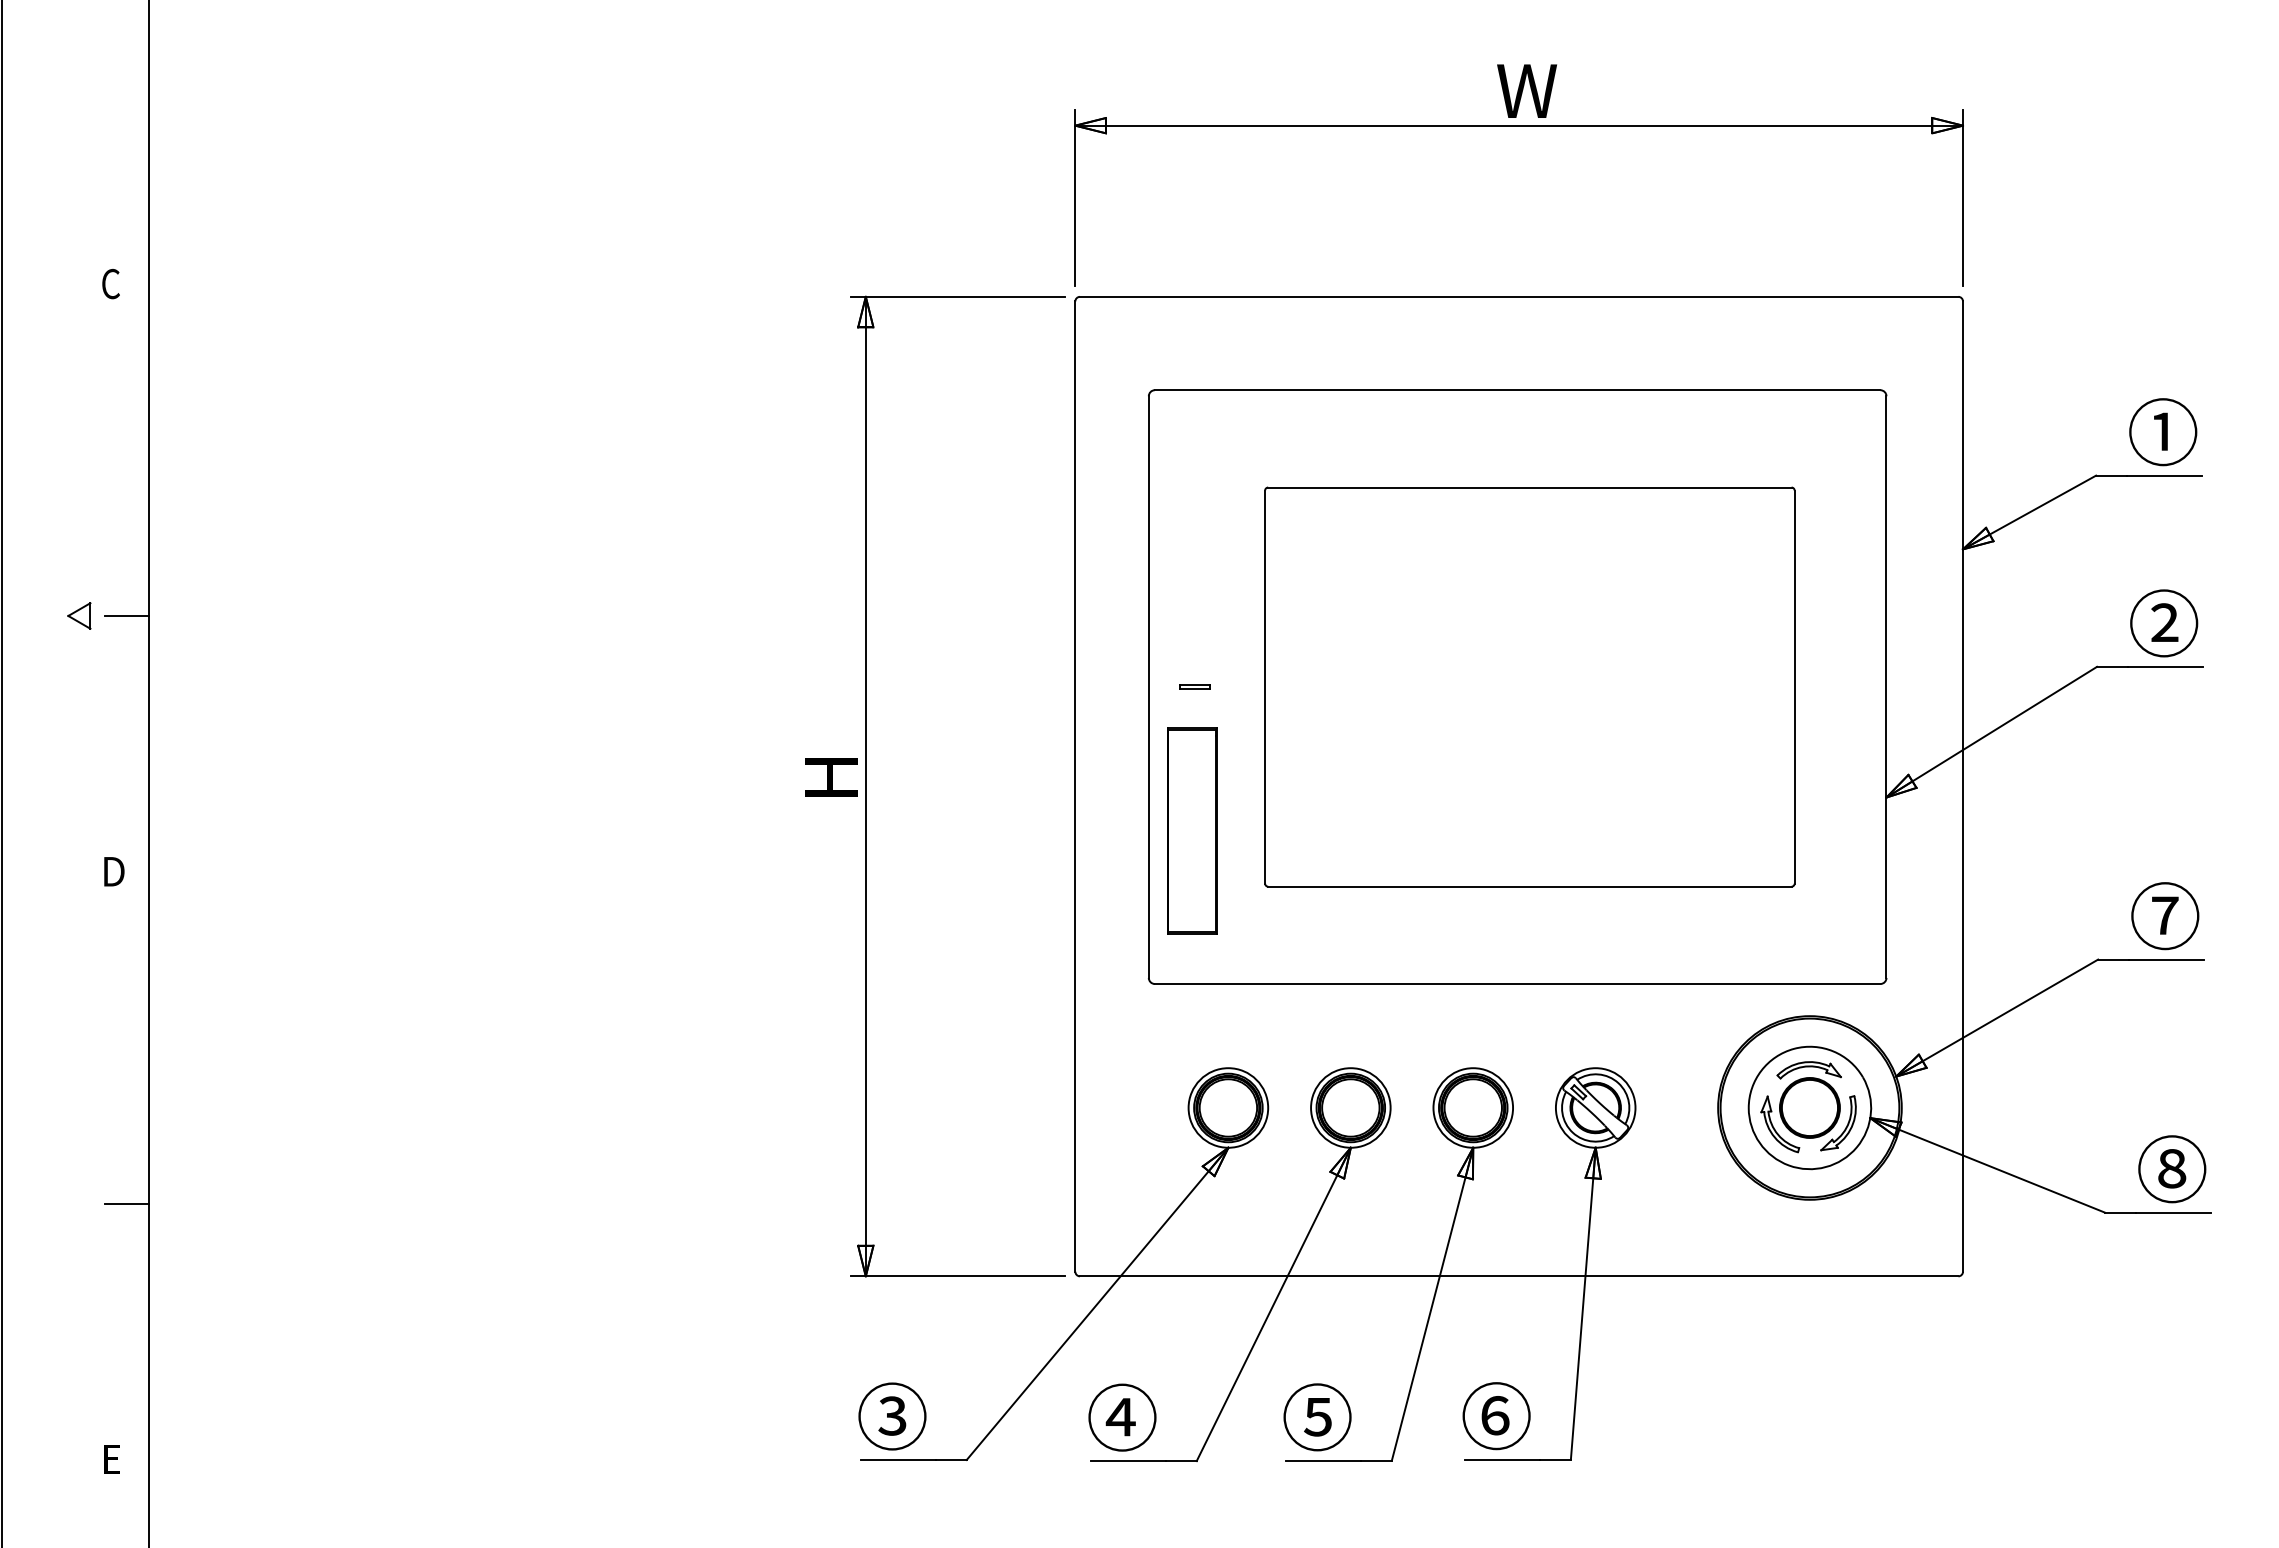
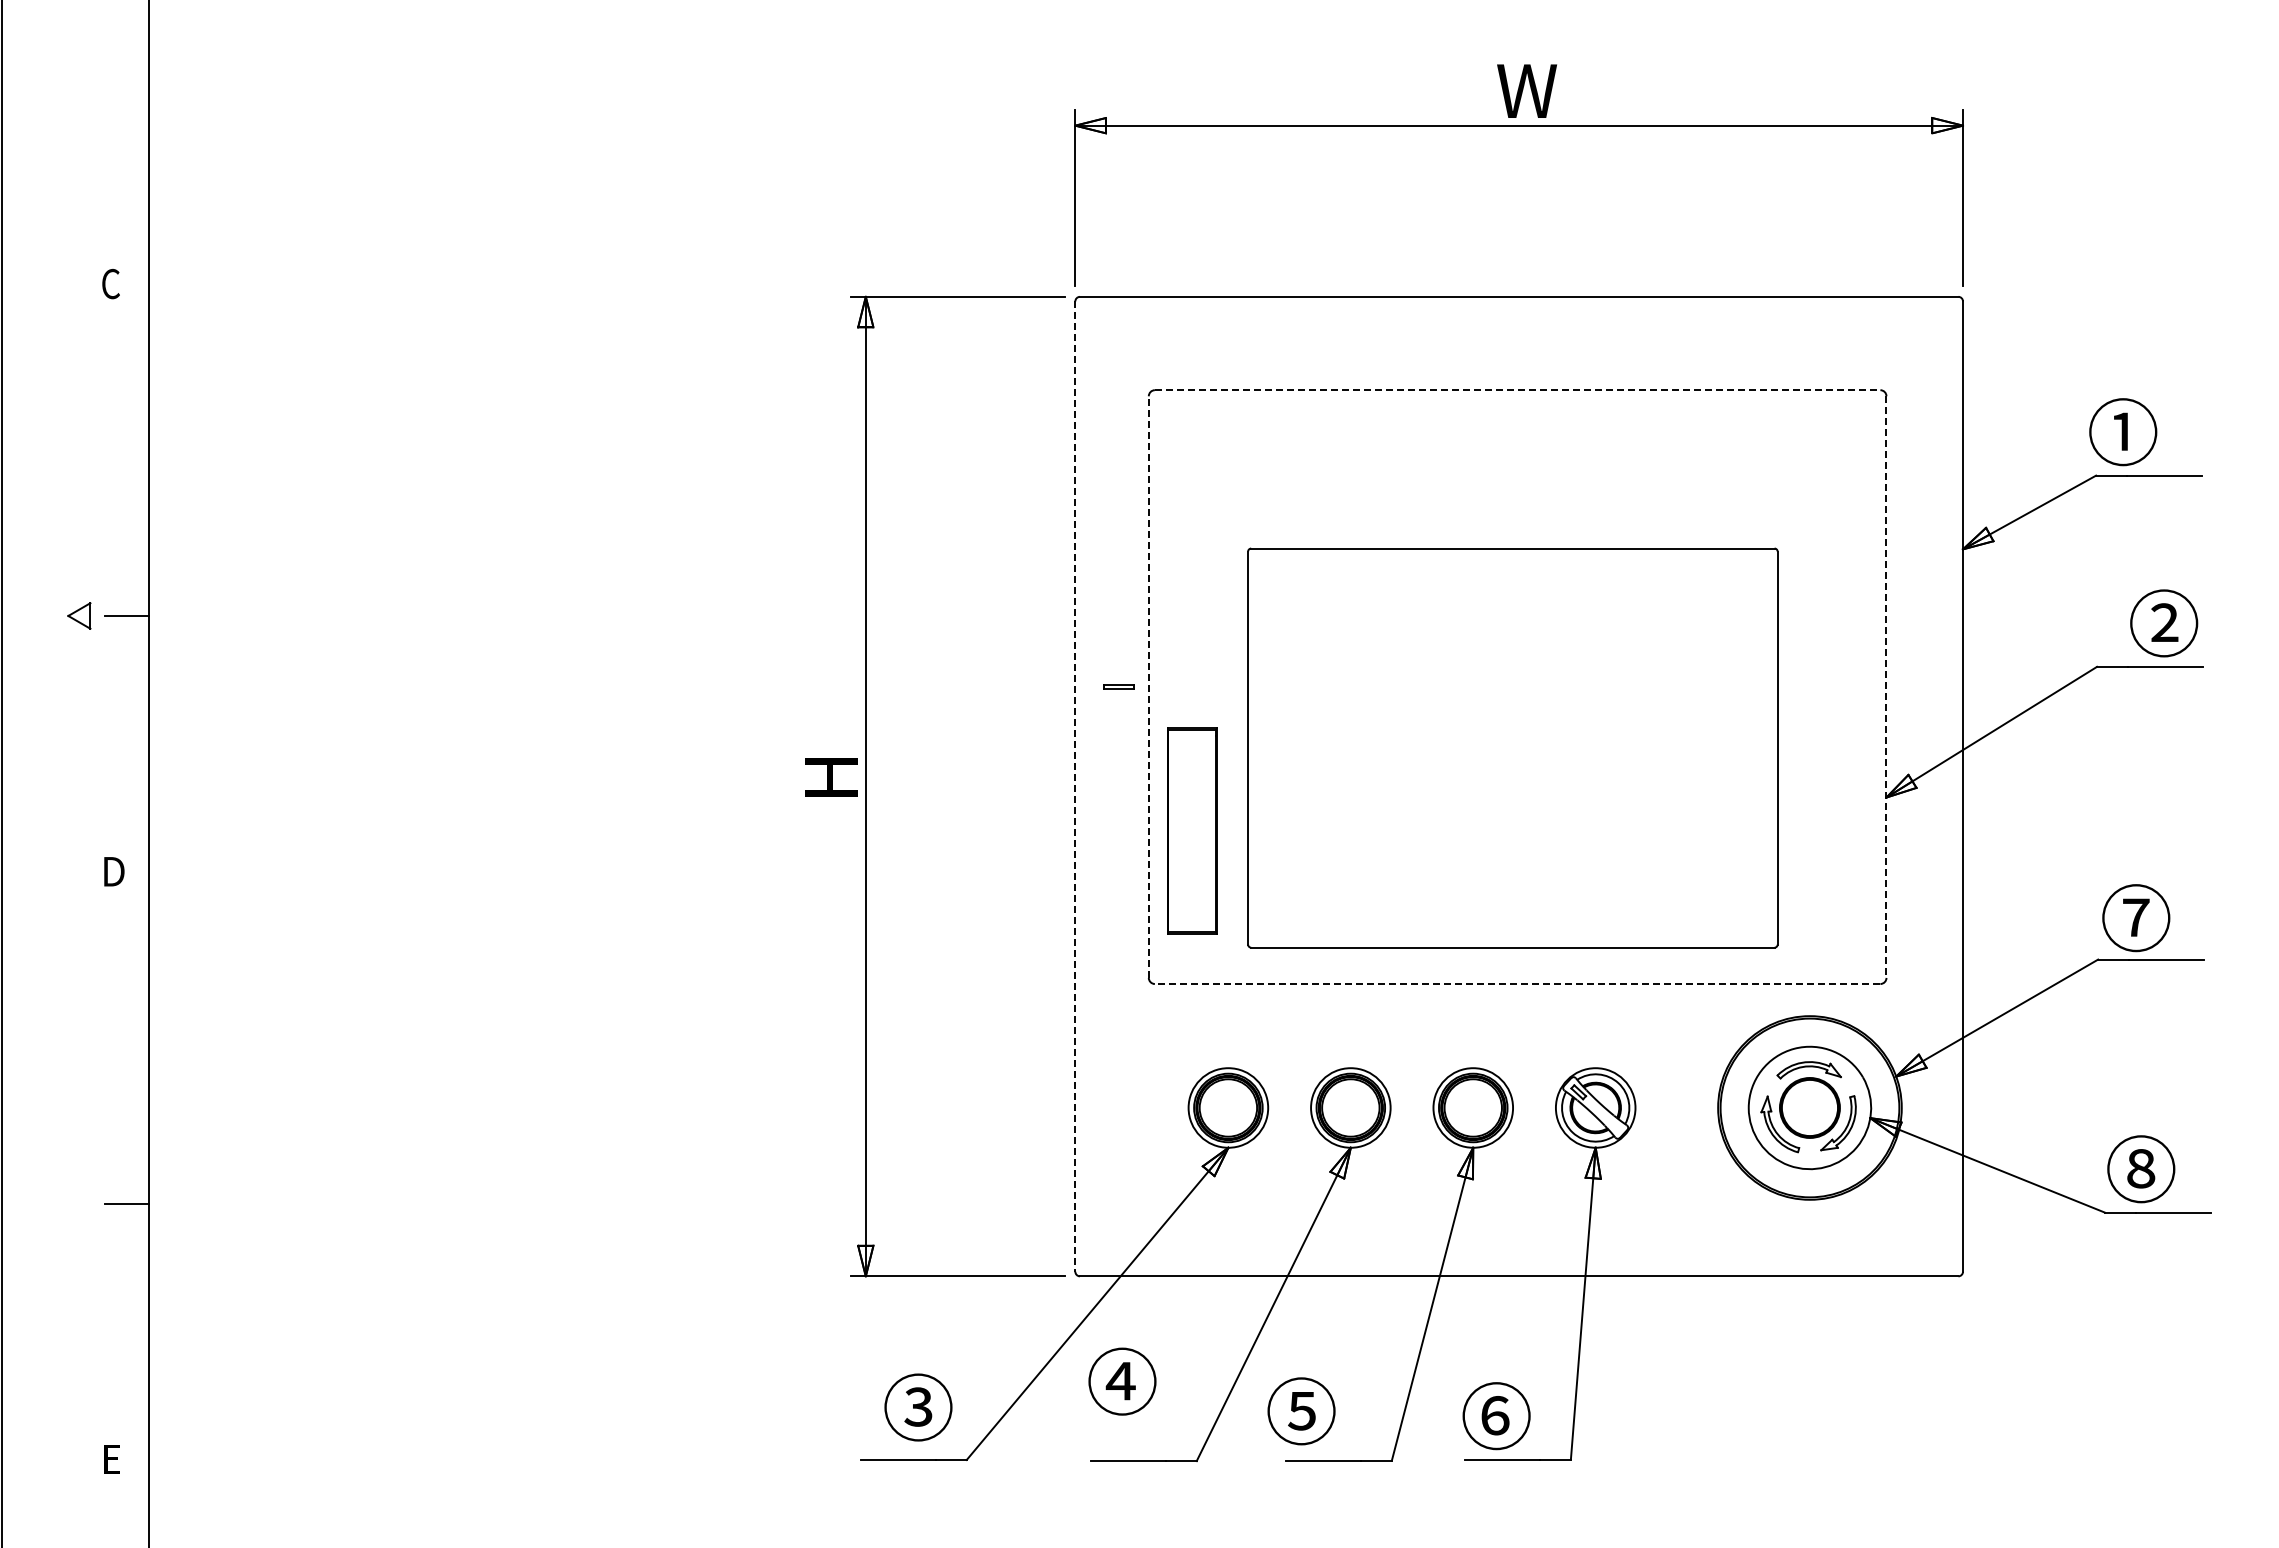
line: solid -> dashed (1517, 390)
text position: (2163, 432) -> (2123, 432) (2123, 432)
part position: (1194, 686) -> (1118, 686) (1118, 686)
part position: (1529, 686) -> (1512, 747) (1512, 747)
line: solid -> dashed (1148, 687)
line: solid -> dashed (1886, 687)
line: solid -> dashed (1075, 787)
text position: (2165, 916) -> (2136, 918) (2136, 918)
line: solid -> dashed (1517, 984)
text position: (2172, 1169) -> (2141, 1169) (2141, 1169)
text position: (892, 1416) -> (918, 1407) (918, 1407)
text position: (1122, 1417) -> (1122, 1381) (1122, 1381)
text position: (1317, 1417) -> (1301, 1411) (1301, 1411)
